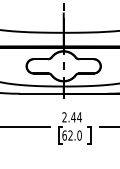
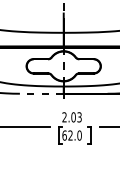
line: solid -> dashed (41, 93)
text: 2.44 -> 2.03 (76, 117)
